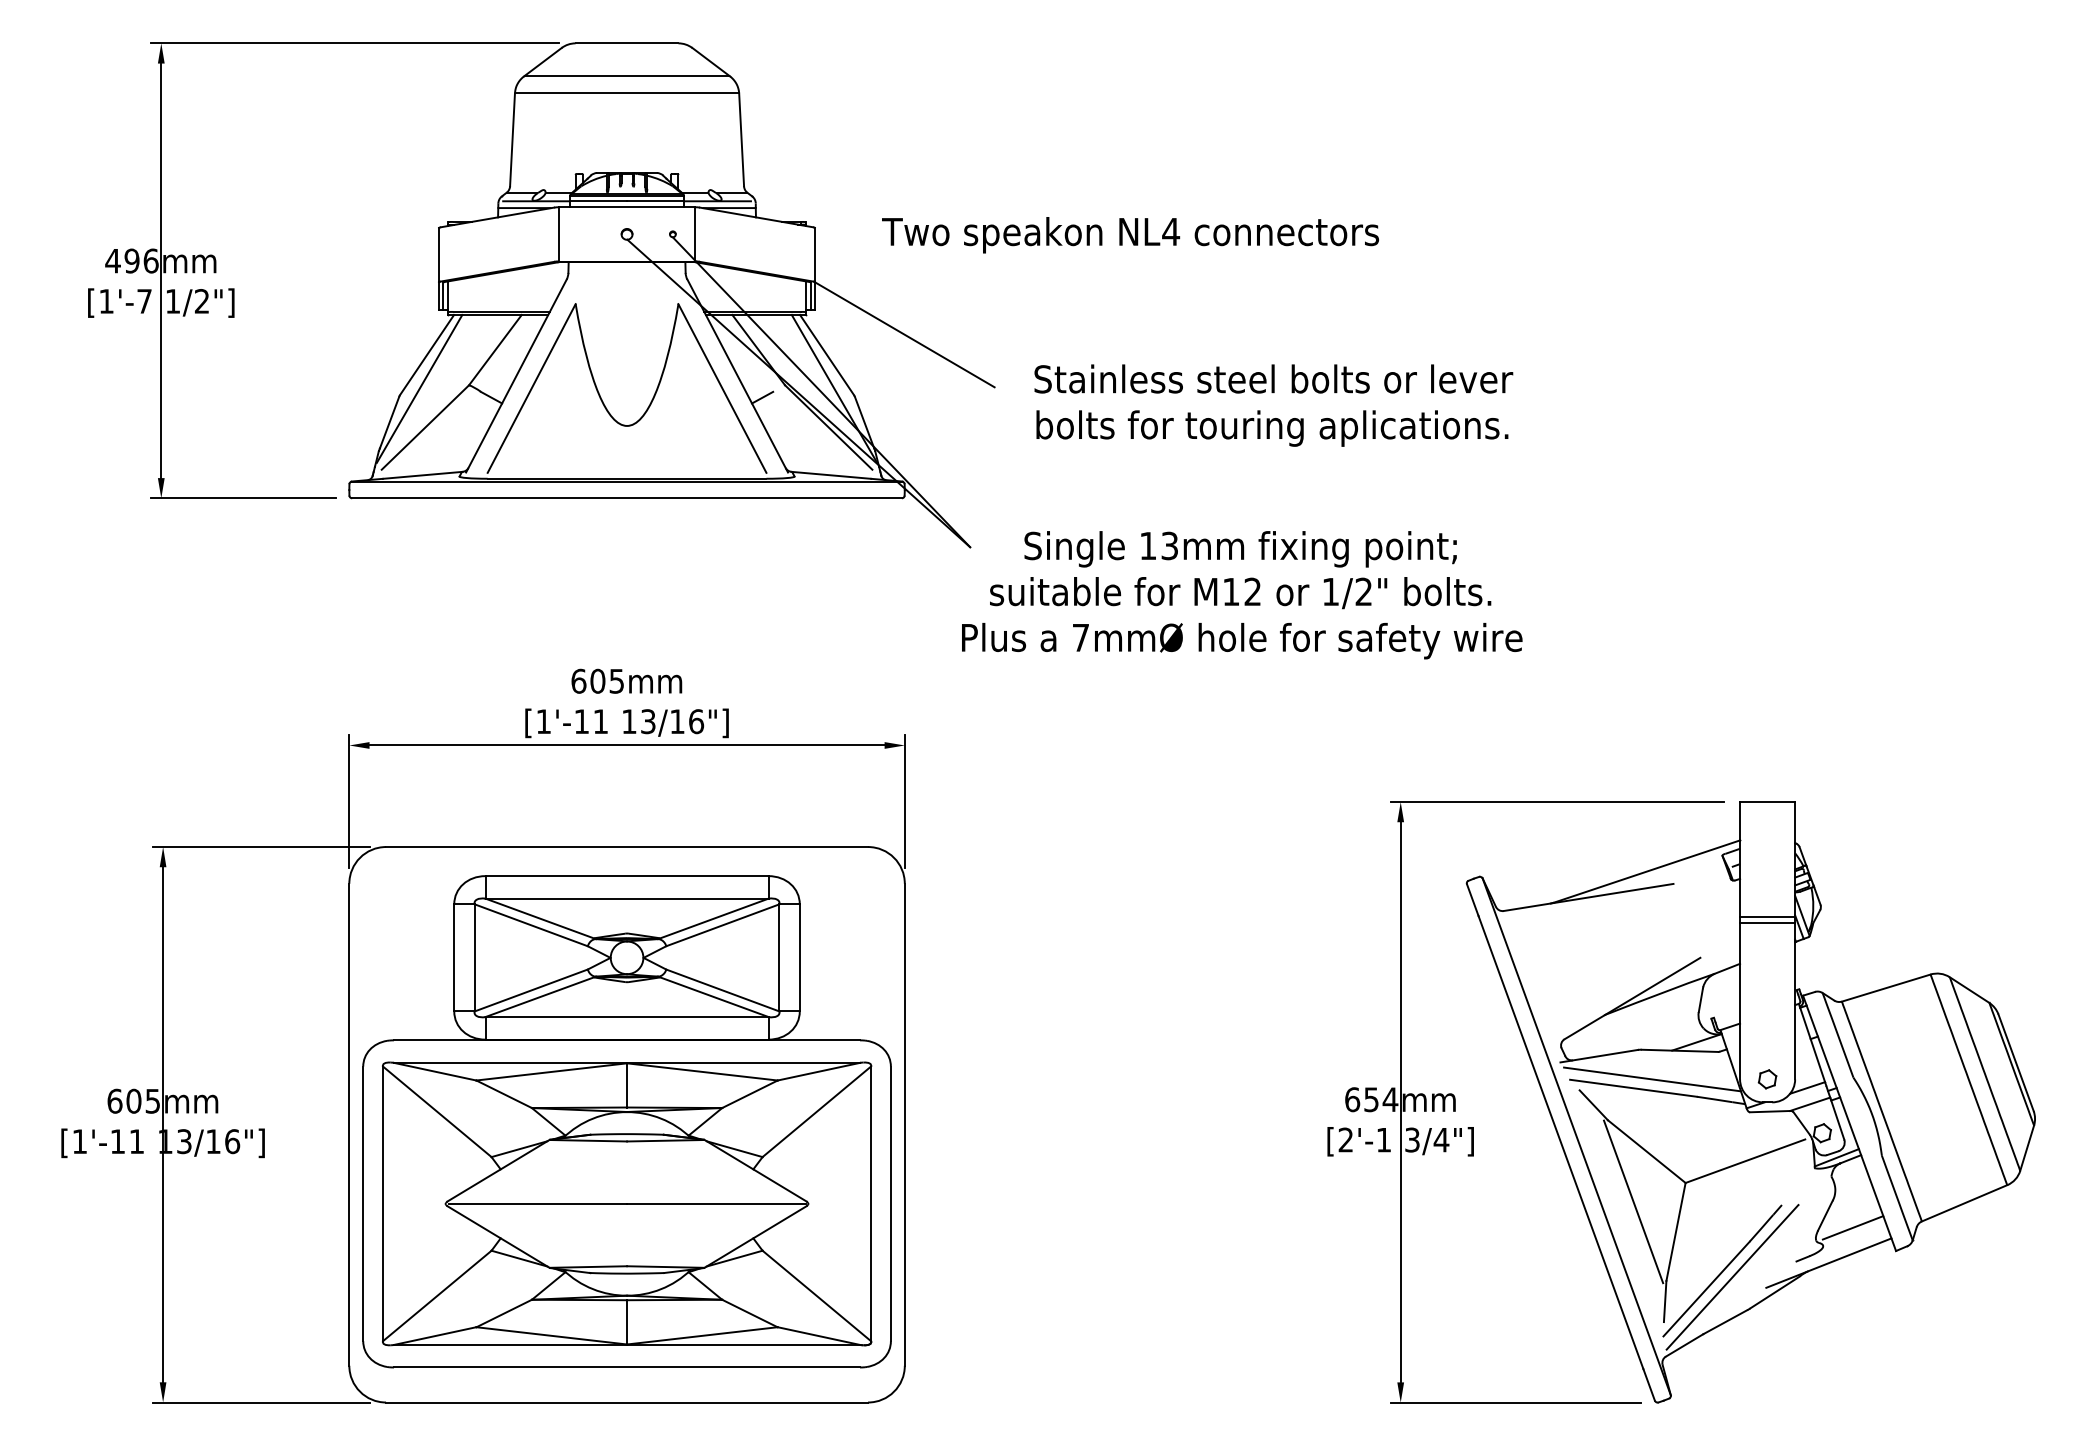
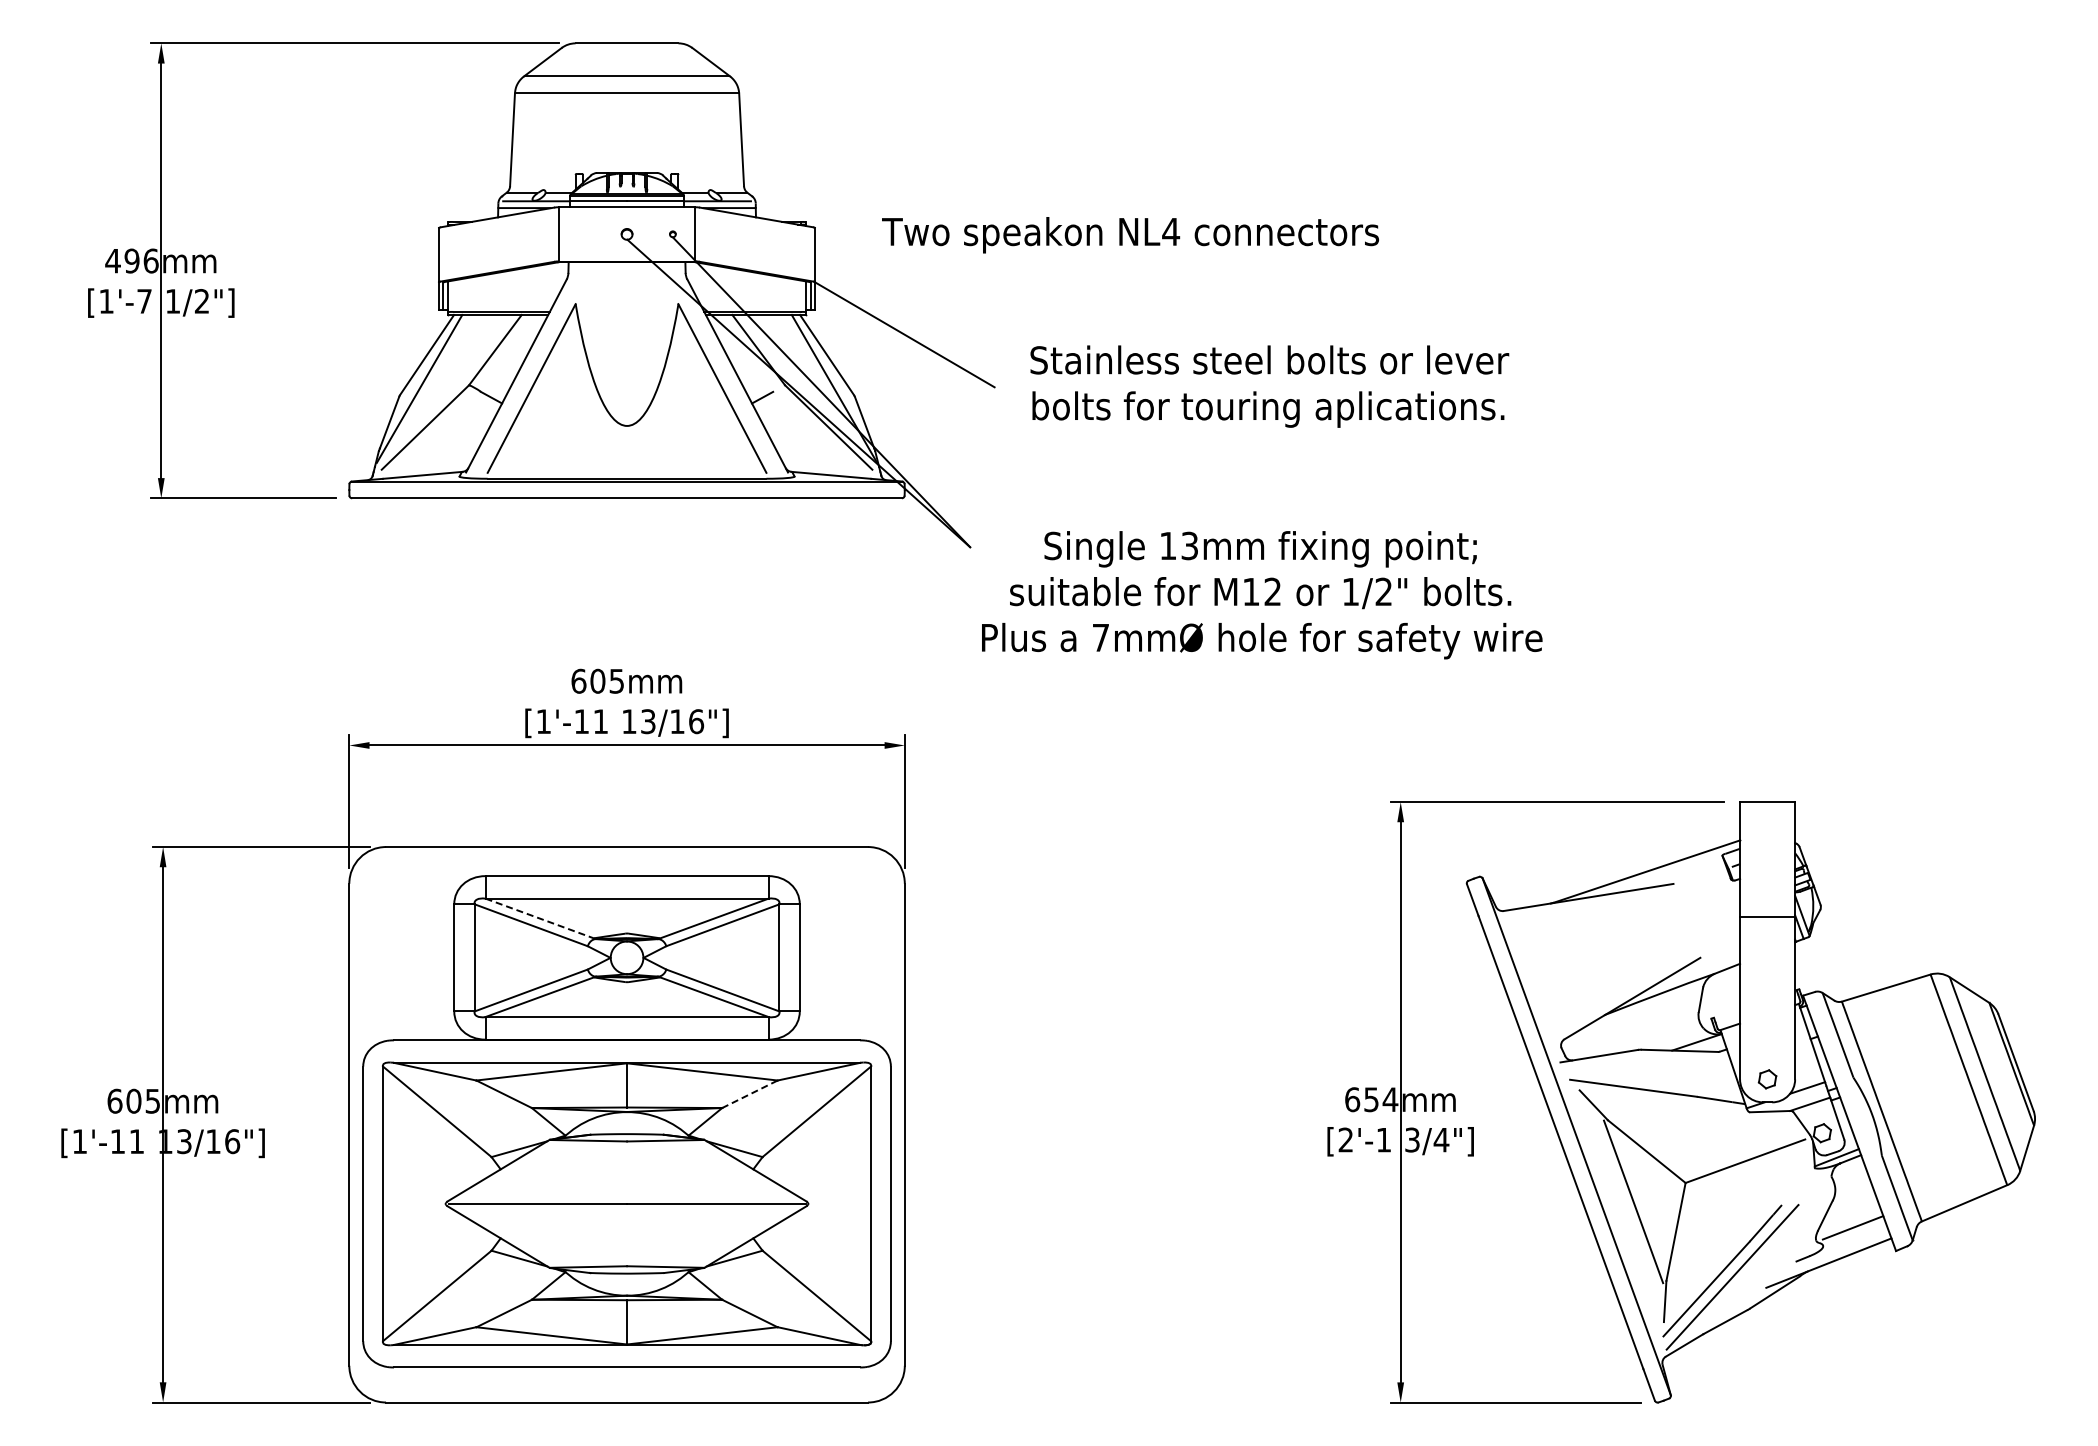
text position: (1273, 405) -> (1269, 386) (1269, 386)
text position: (1242, 595) -> (1262, 595) (1262, 595)
line: solid -> dashed (540, 918)
line: present -> none (1767, 922)
line: present -> none (1652, 1079)
line: solid -> dashed (749, 1094)
